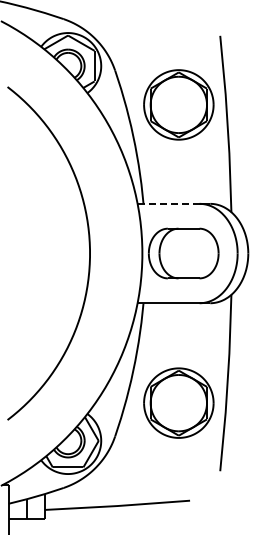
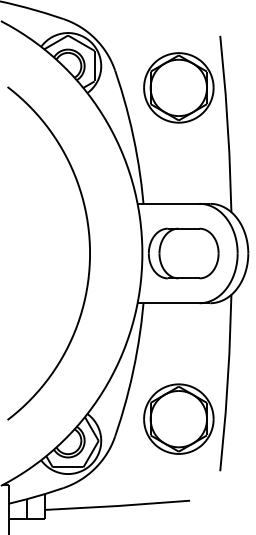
part position: (178, 104) -> (178, 87) (178, 87)
line: dashed -> solid (168, 203)
part position: (178, 402) -> (178, 418) (178, 418)
